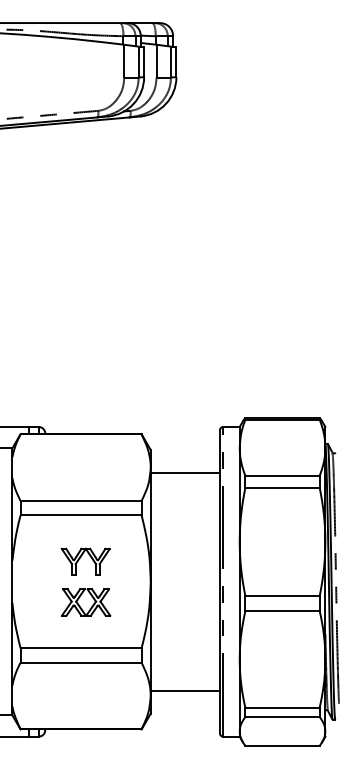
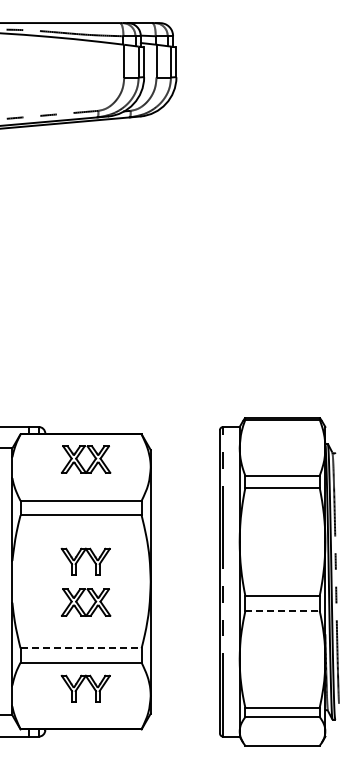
part: none -> present (86, 459)
line: present -> none (184, 473)
line: solid -> dashed (283, 610)
line: solid -> dashed (81, 648)
part: none -> present (85, 688)
line: present -> none (184, 690)
